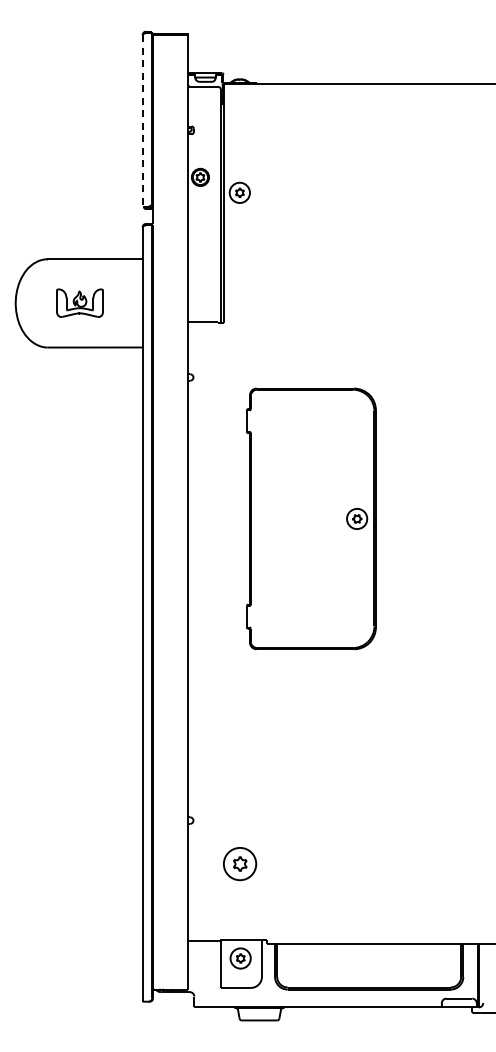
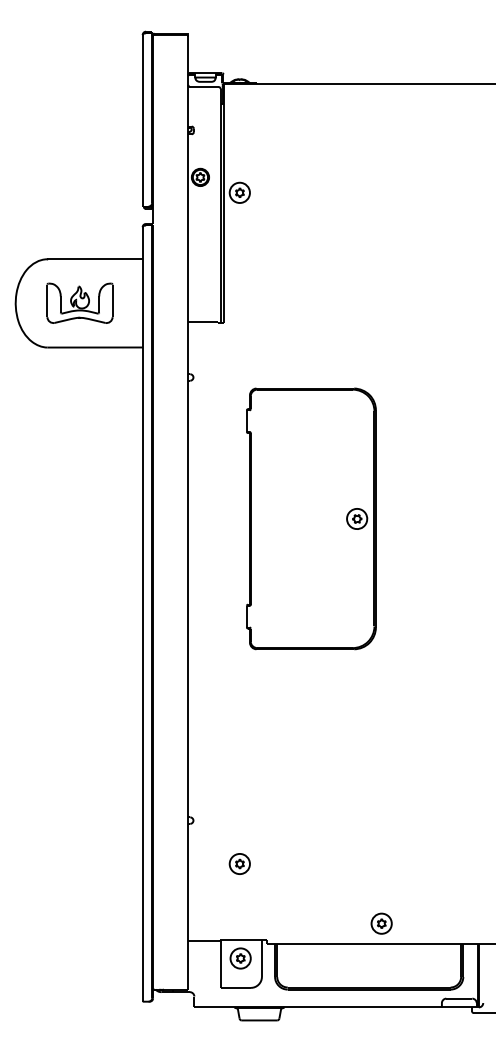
line: dashed -> solid (142, 120)
part size: 48x30 px -> 68x42 px (79, 302)
part size: 35x35 px -> 23x22 px (239, 863)
part: none -> present (381, 923)
